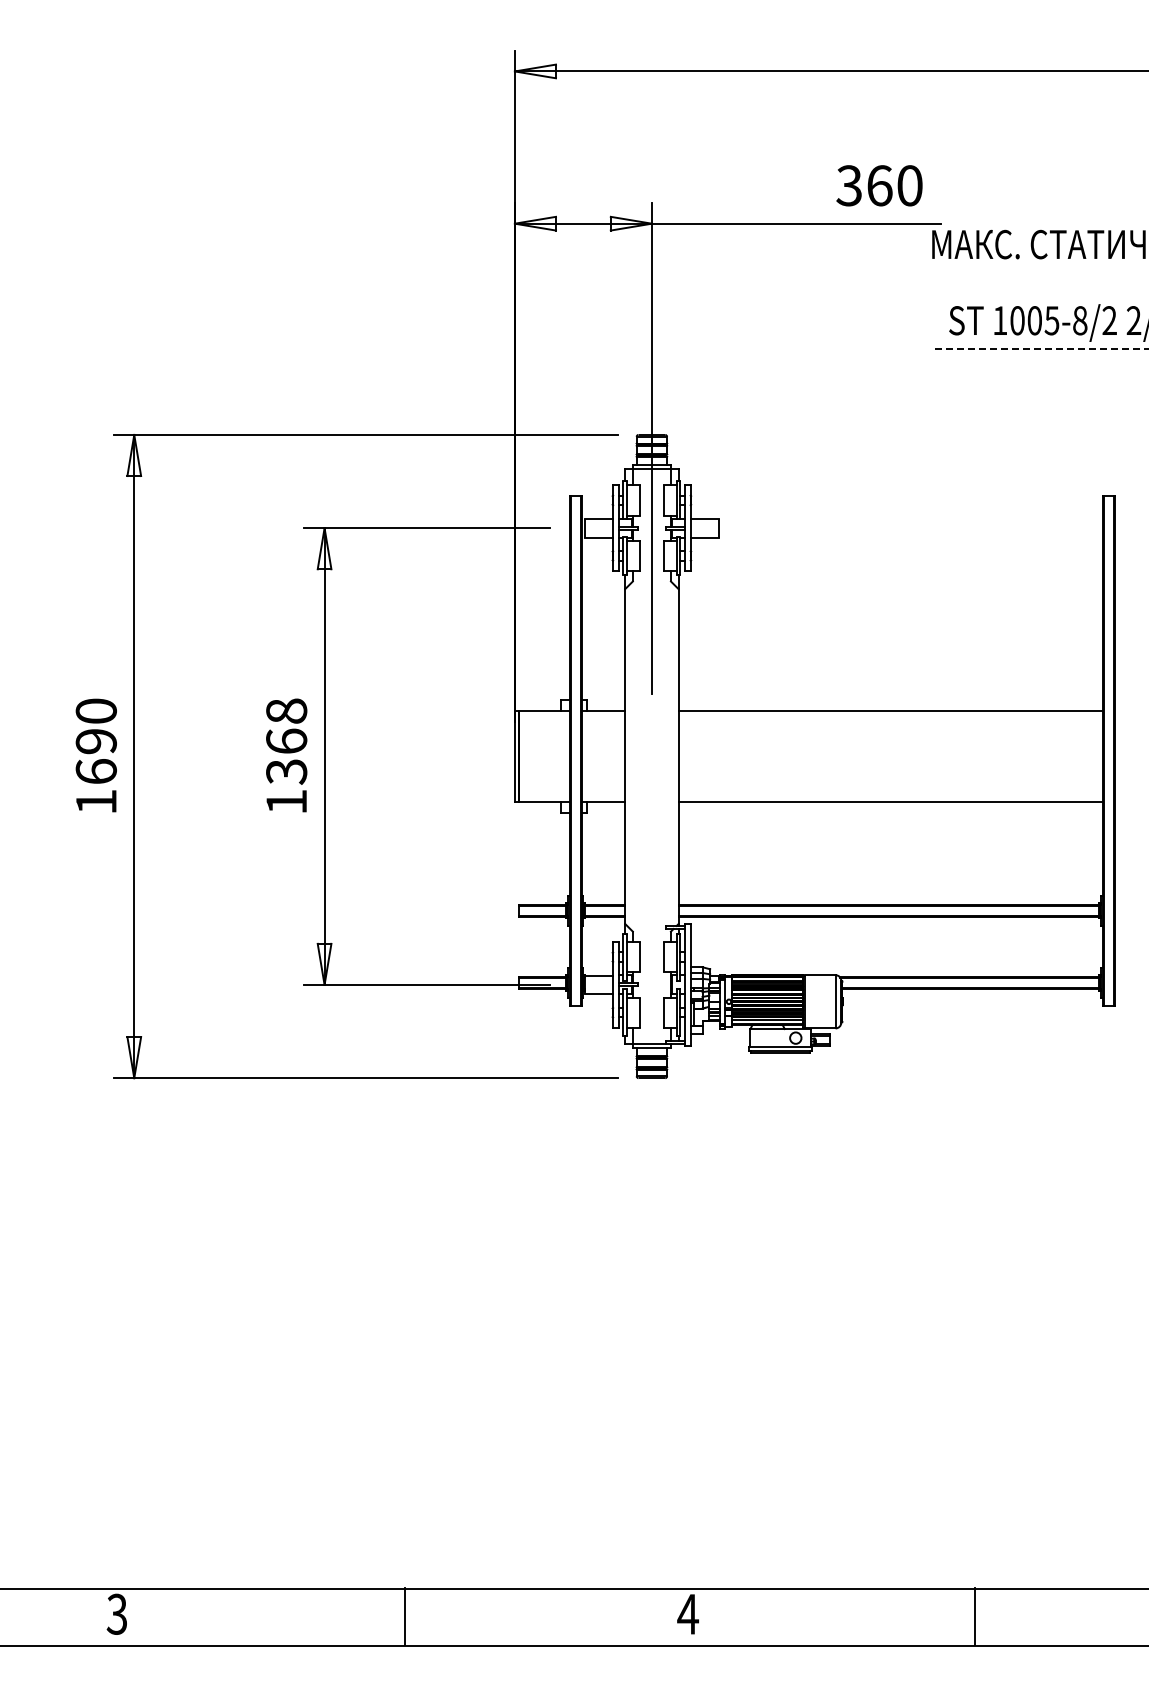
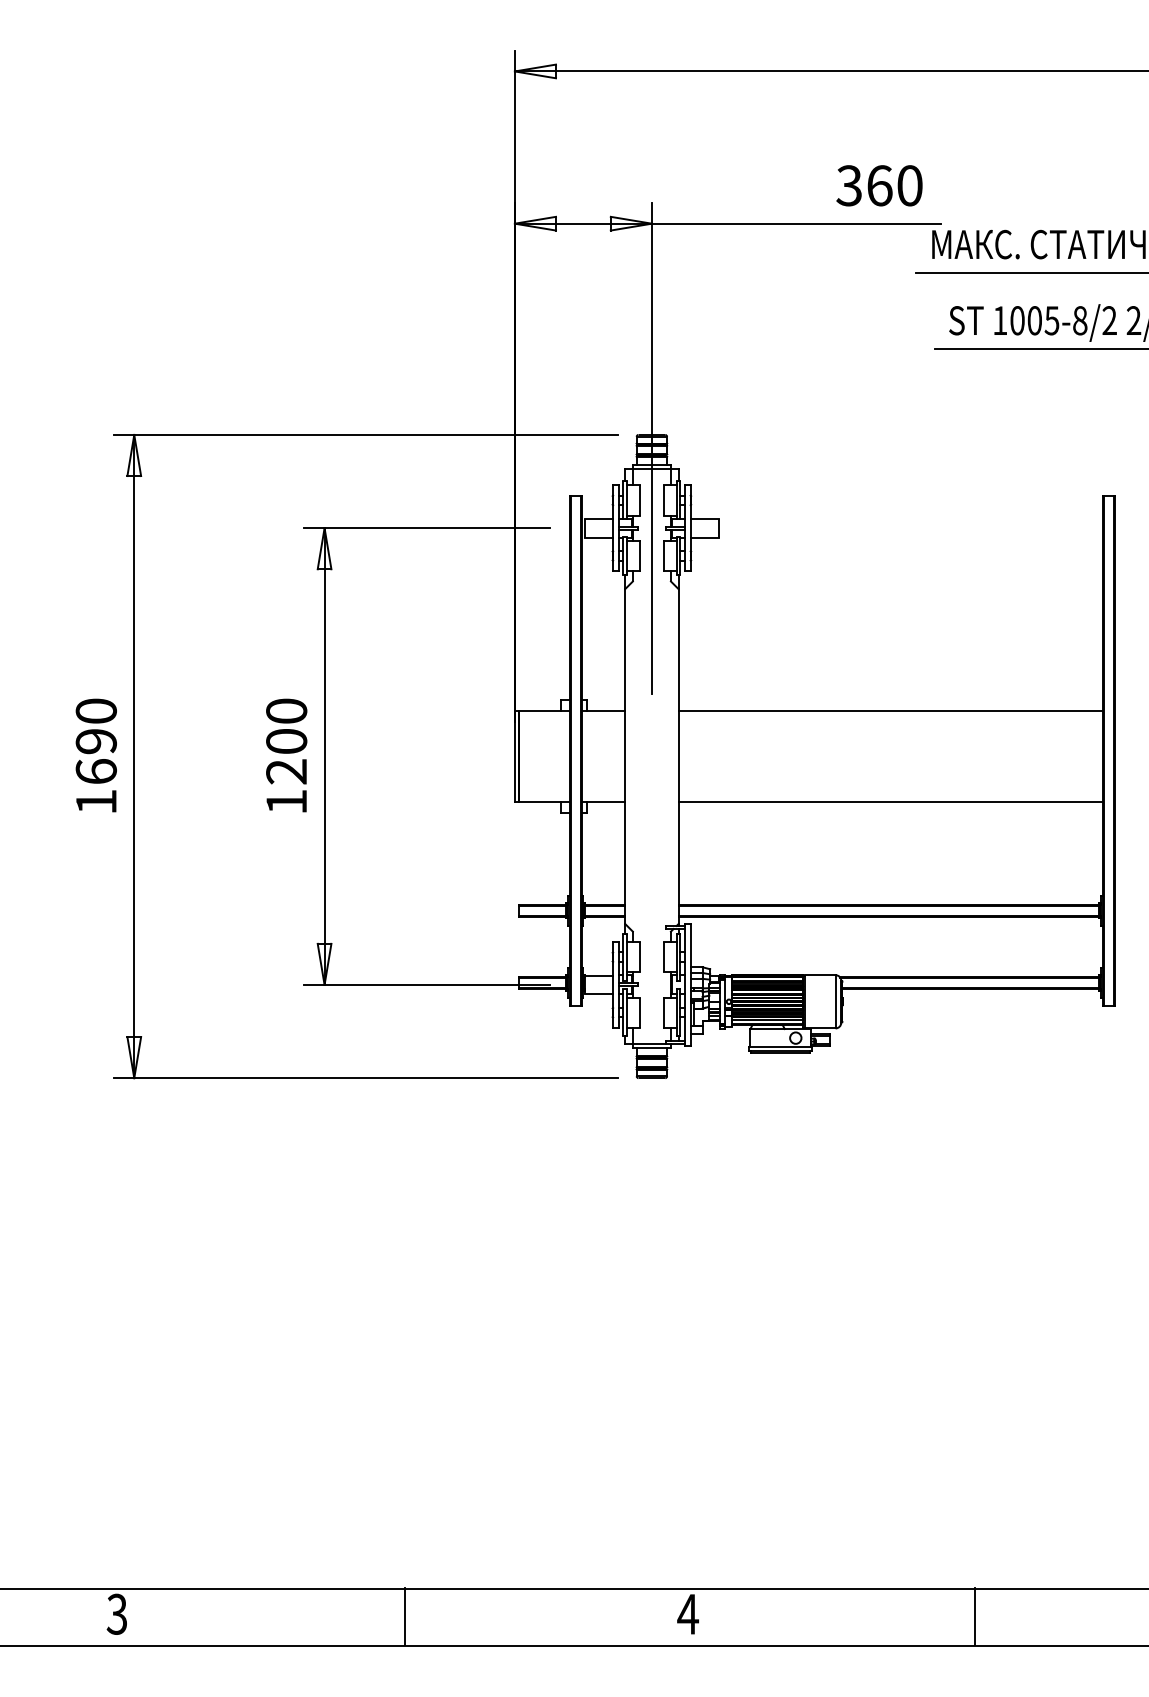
line: none -> present (1030, 273)
line: dashed -> solid (1041, 349)
text: 1368 -> 1200 (286, 741)
